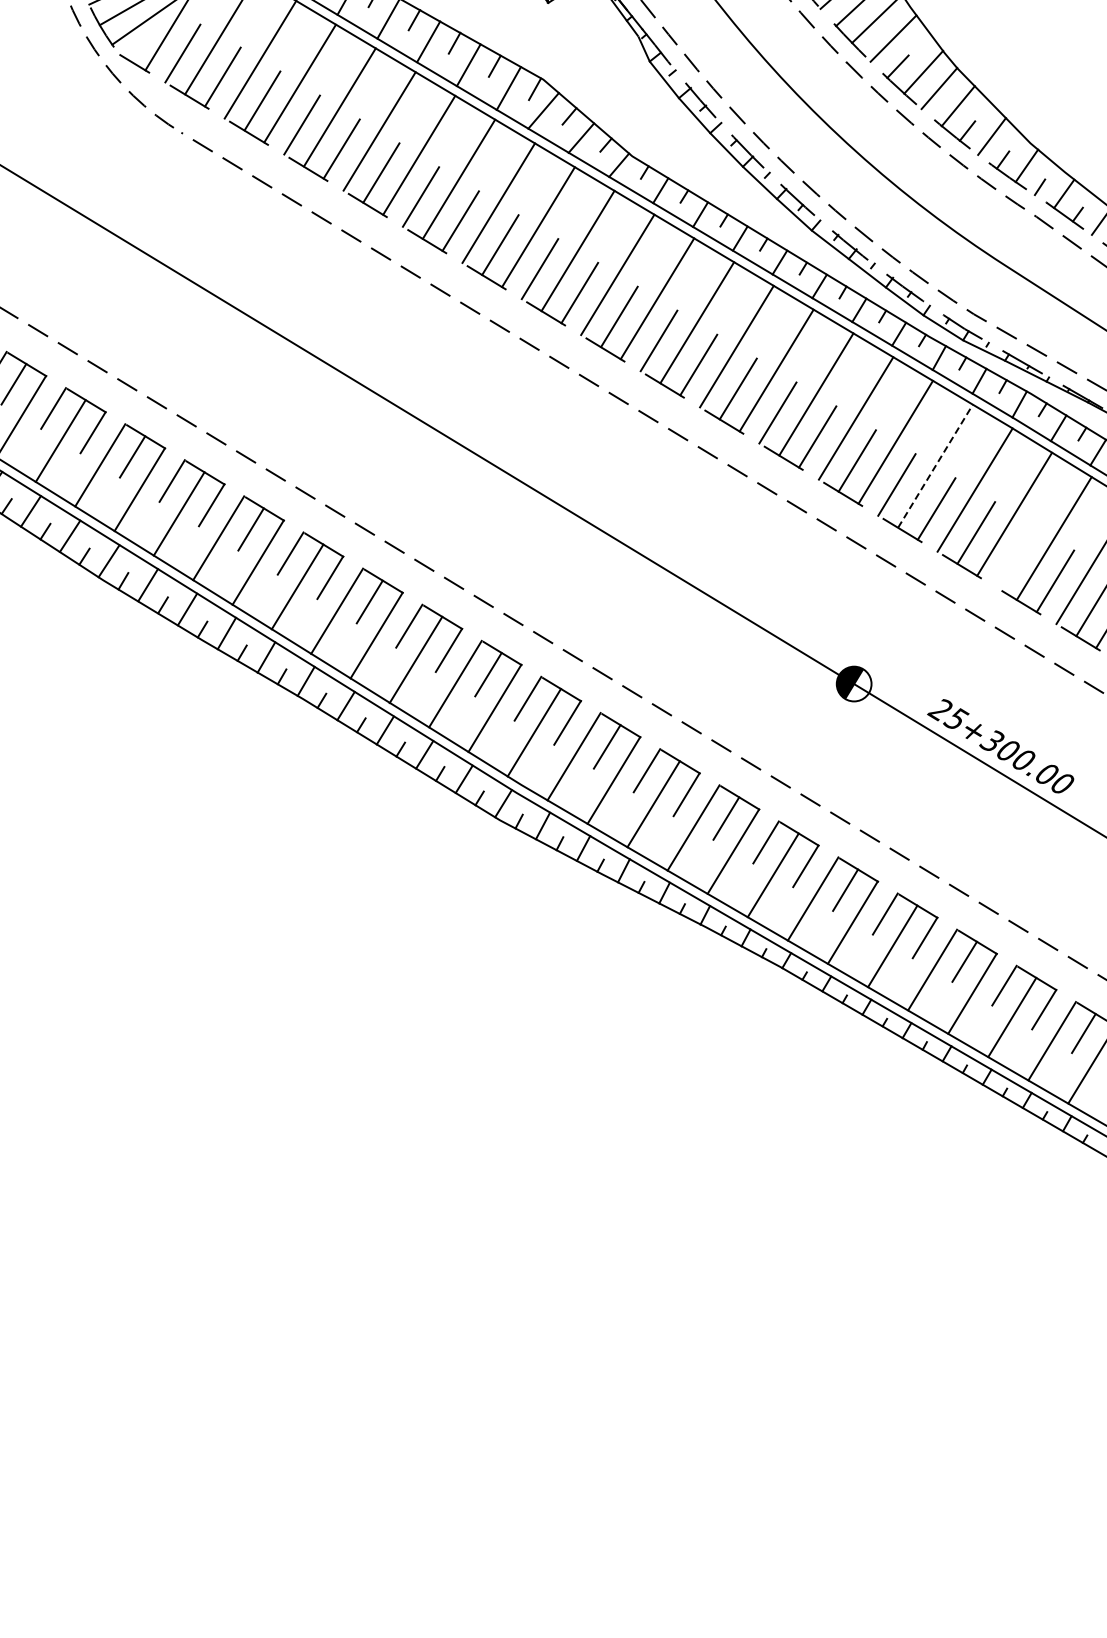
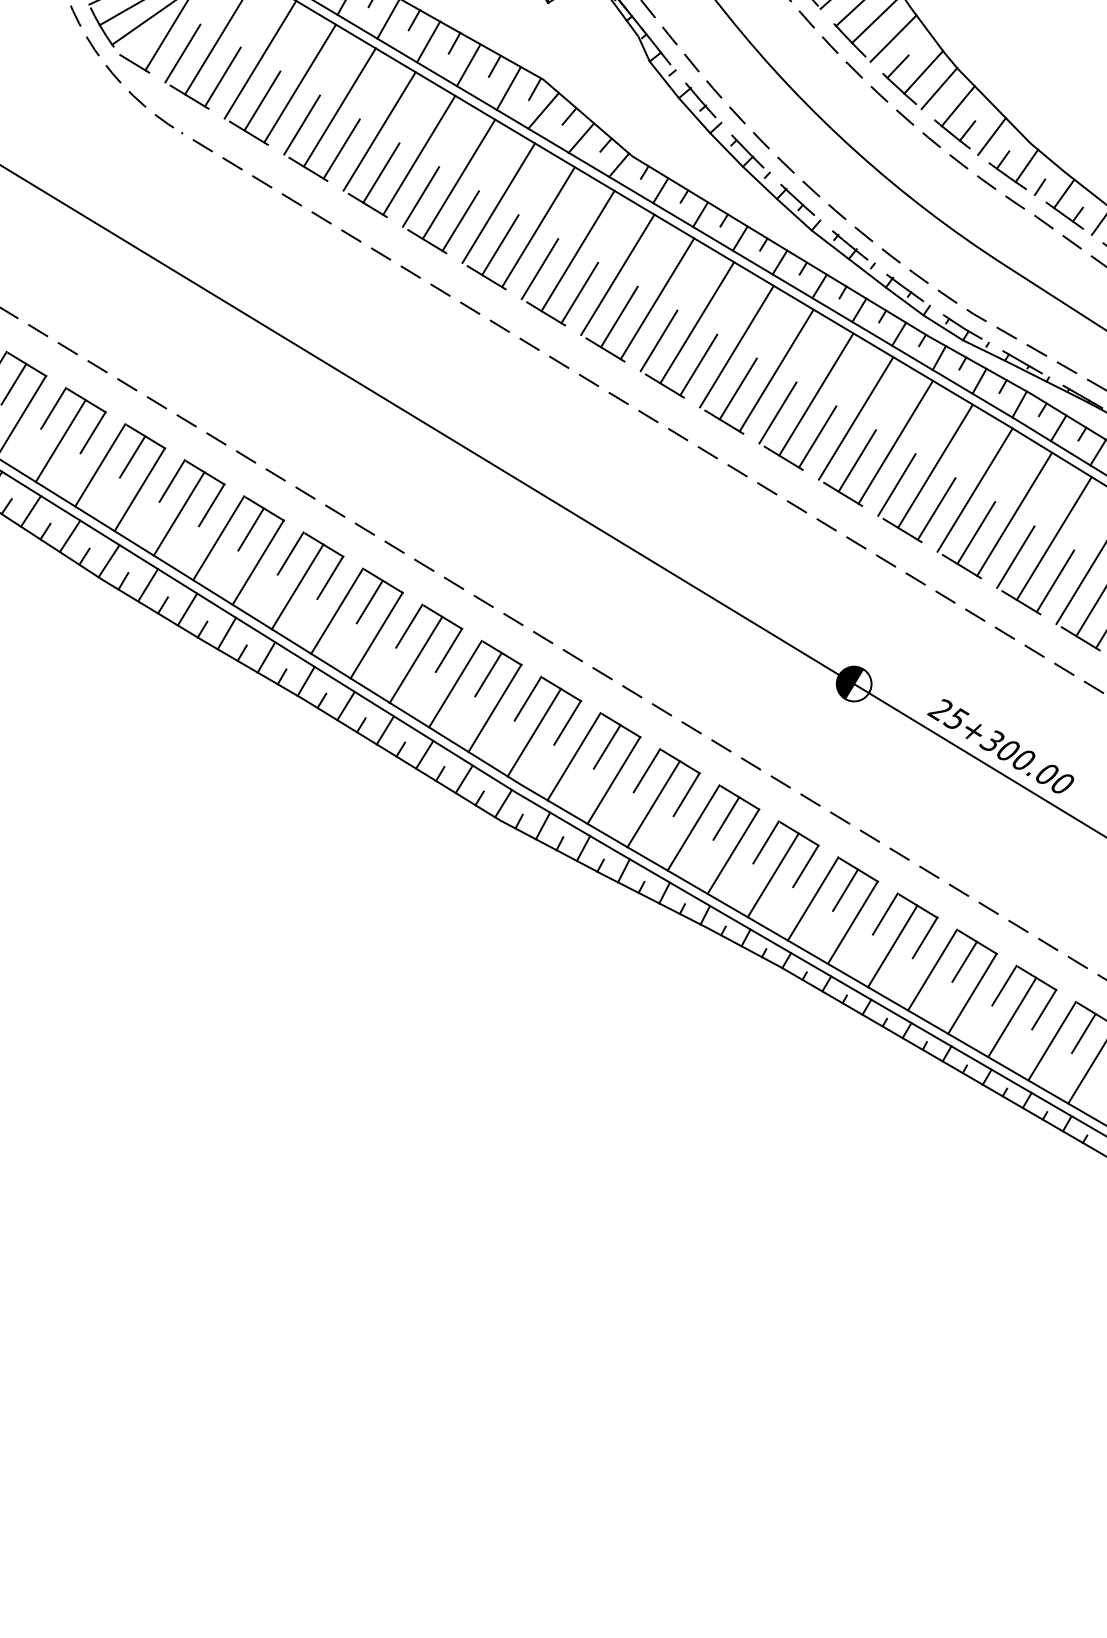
line: dashed -> solid (935, 466)
line: none -> present (1015, 556)
